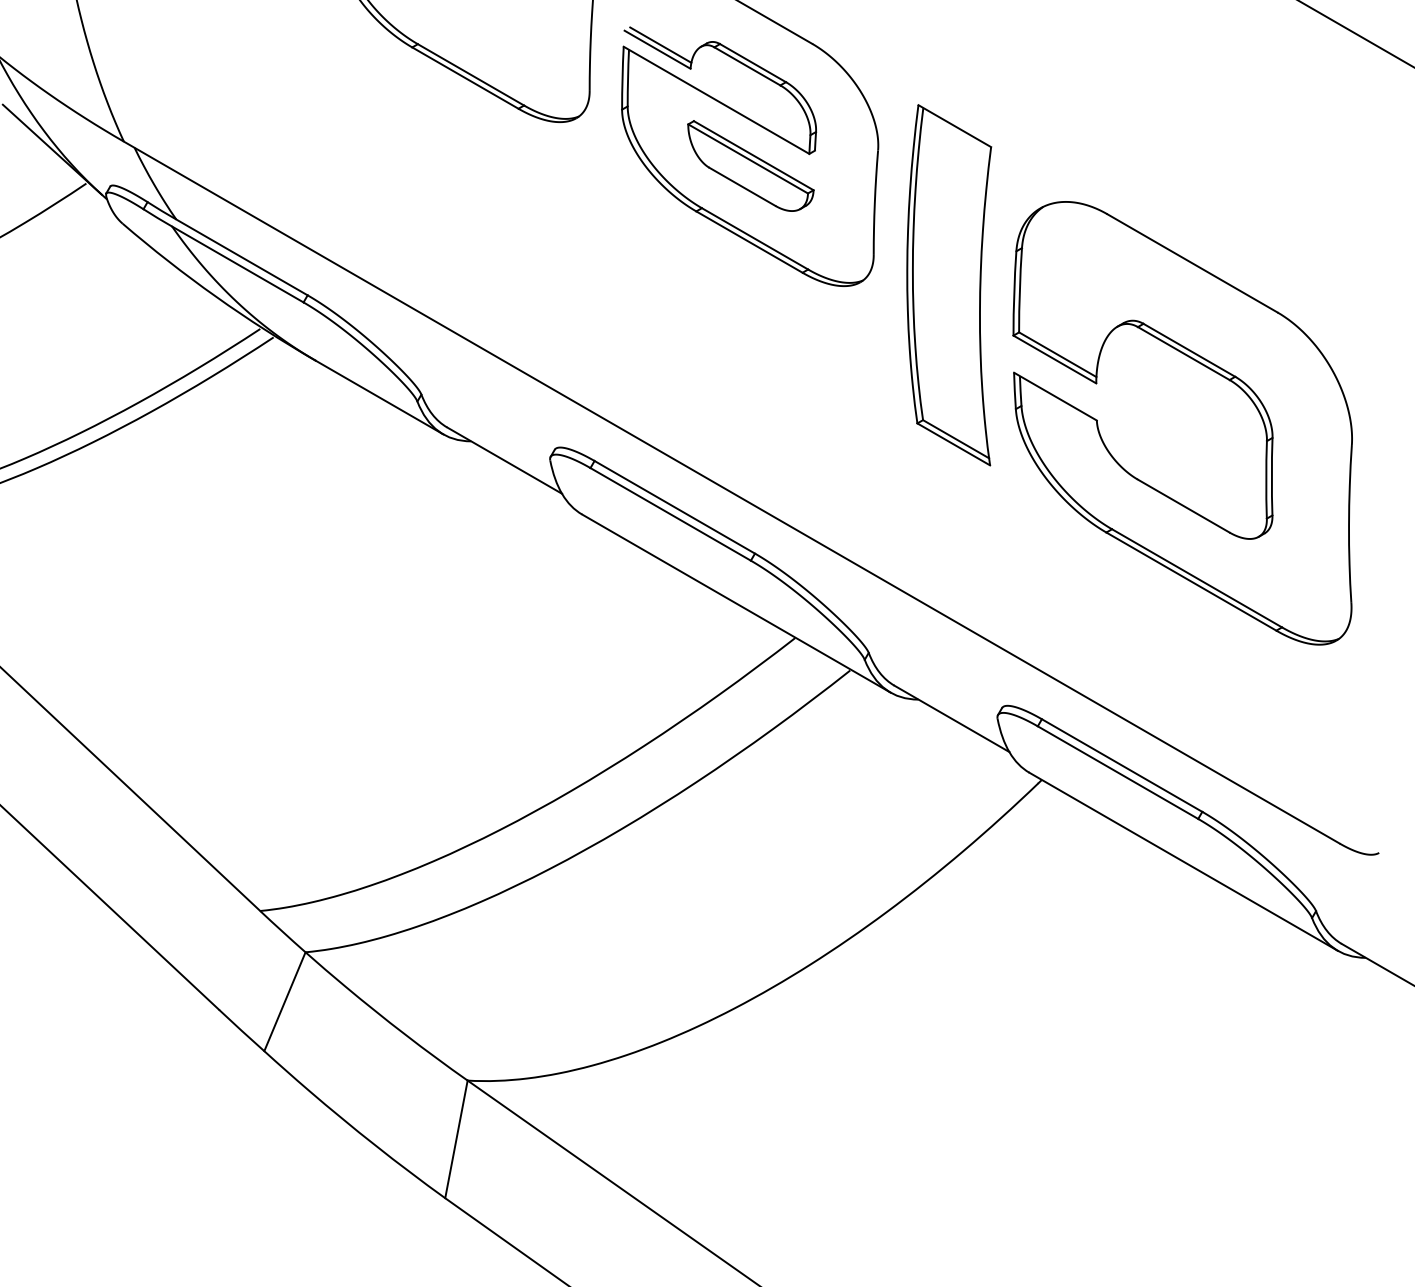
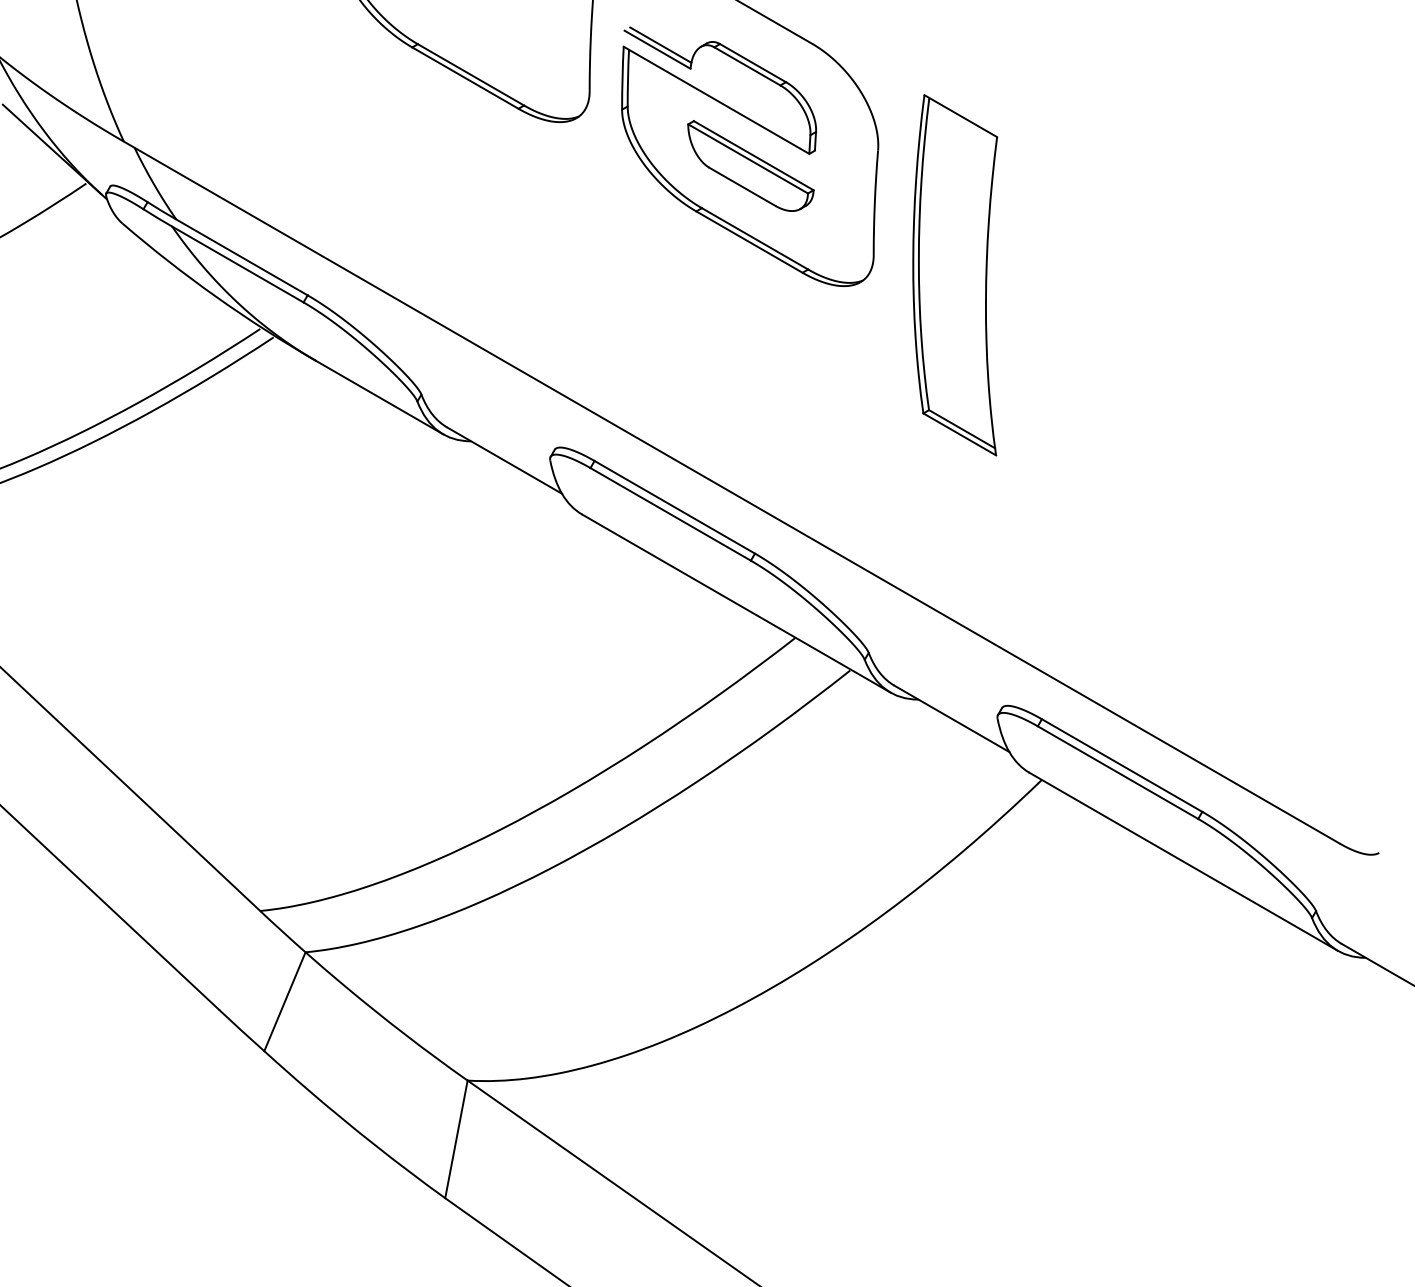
line: present -> none (1356, 33)
part position: (949, 285) -> (955, 275) (955, 275)
part: present -> none (1212, 371)
